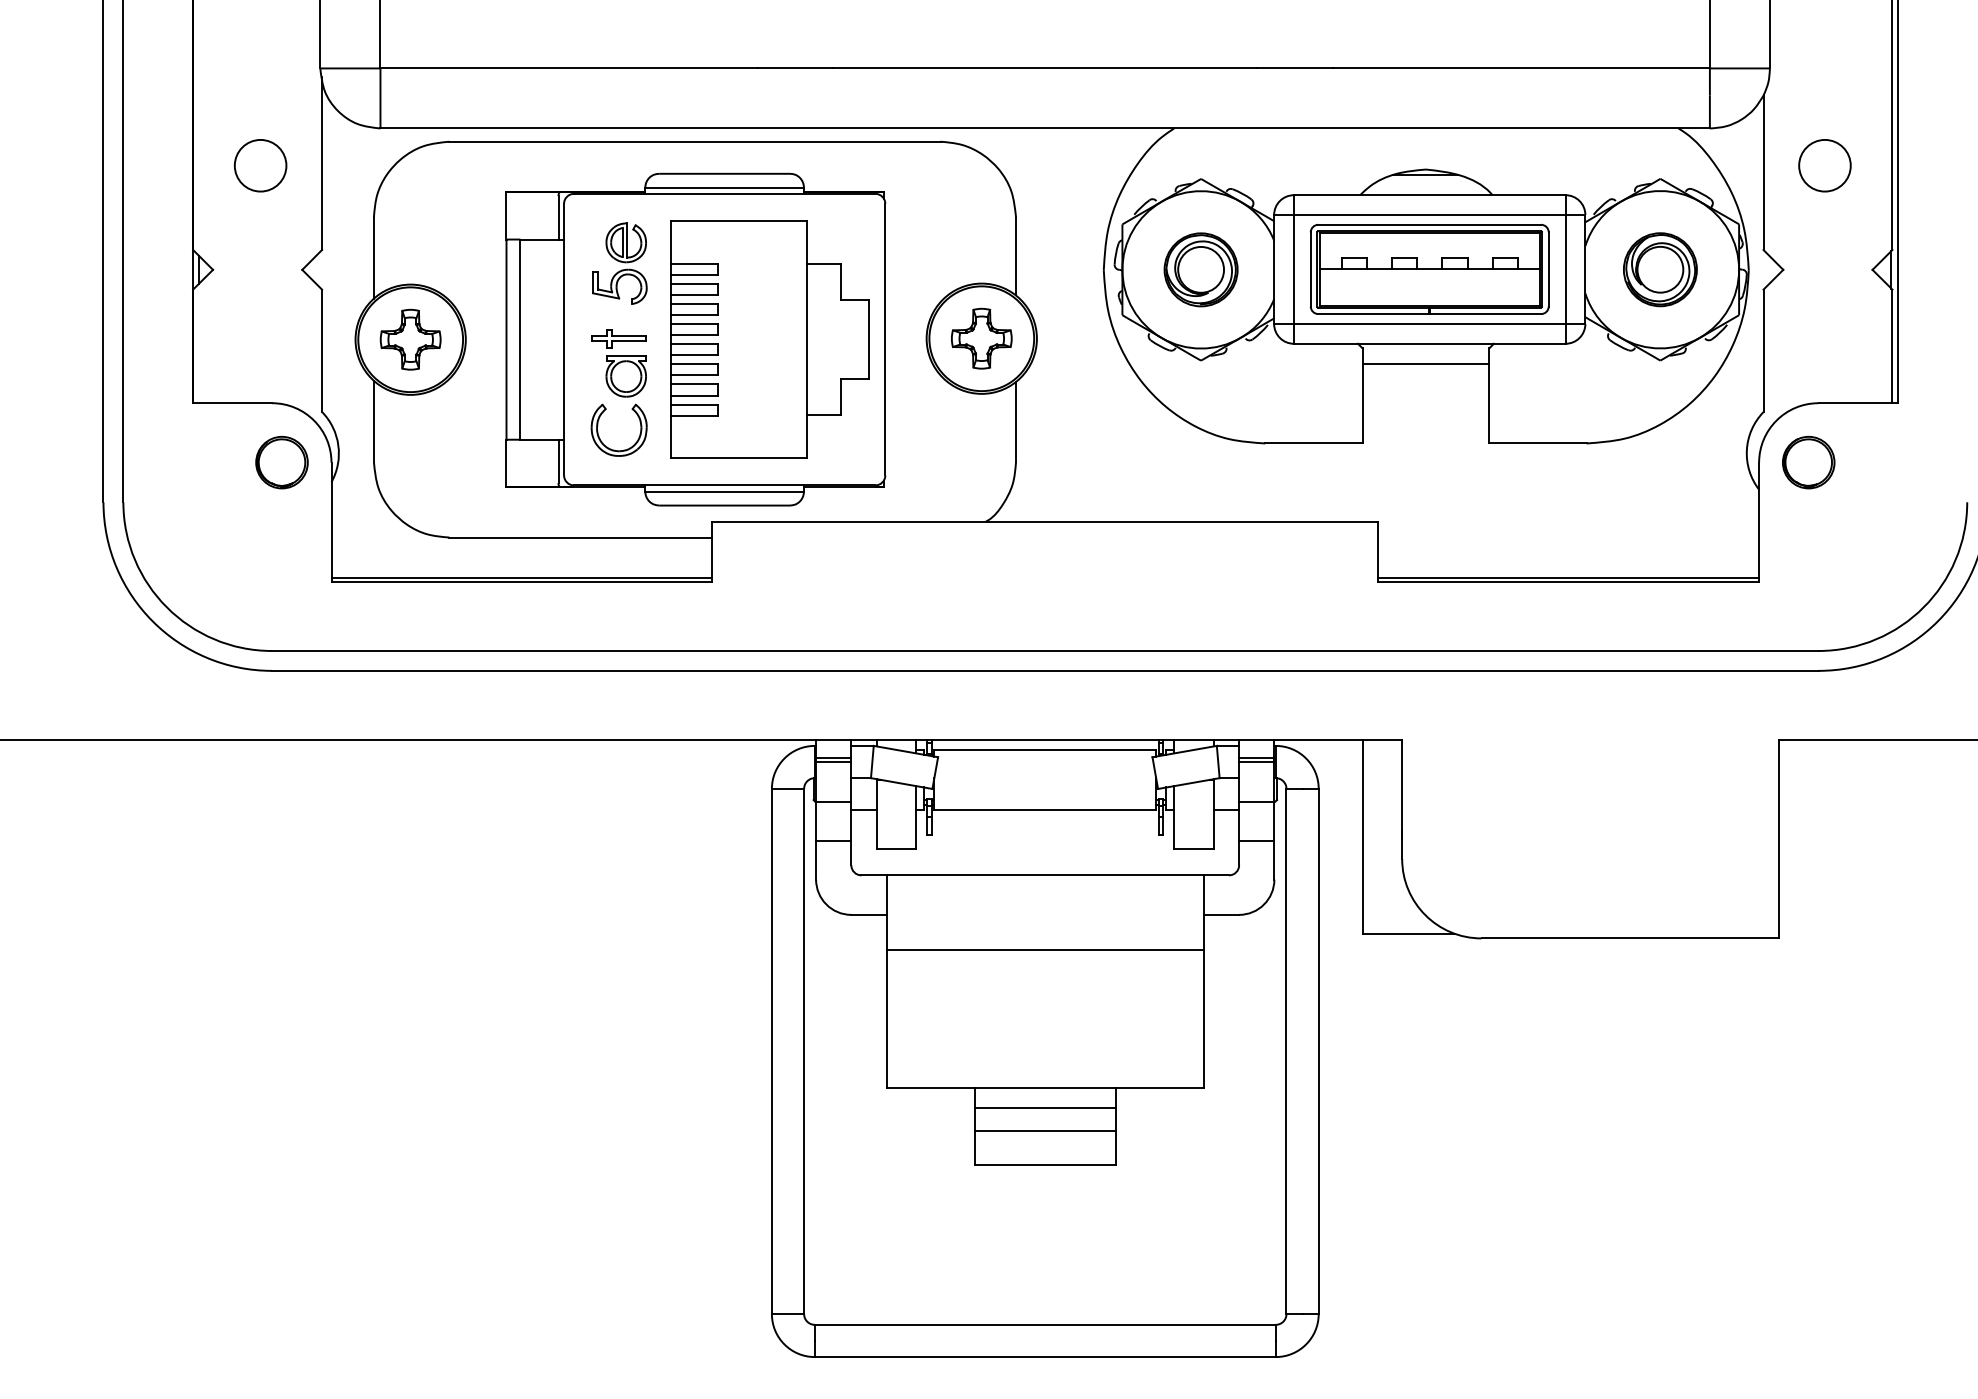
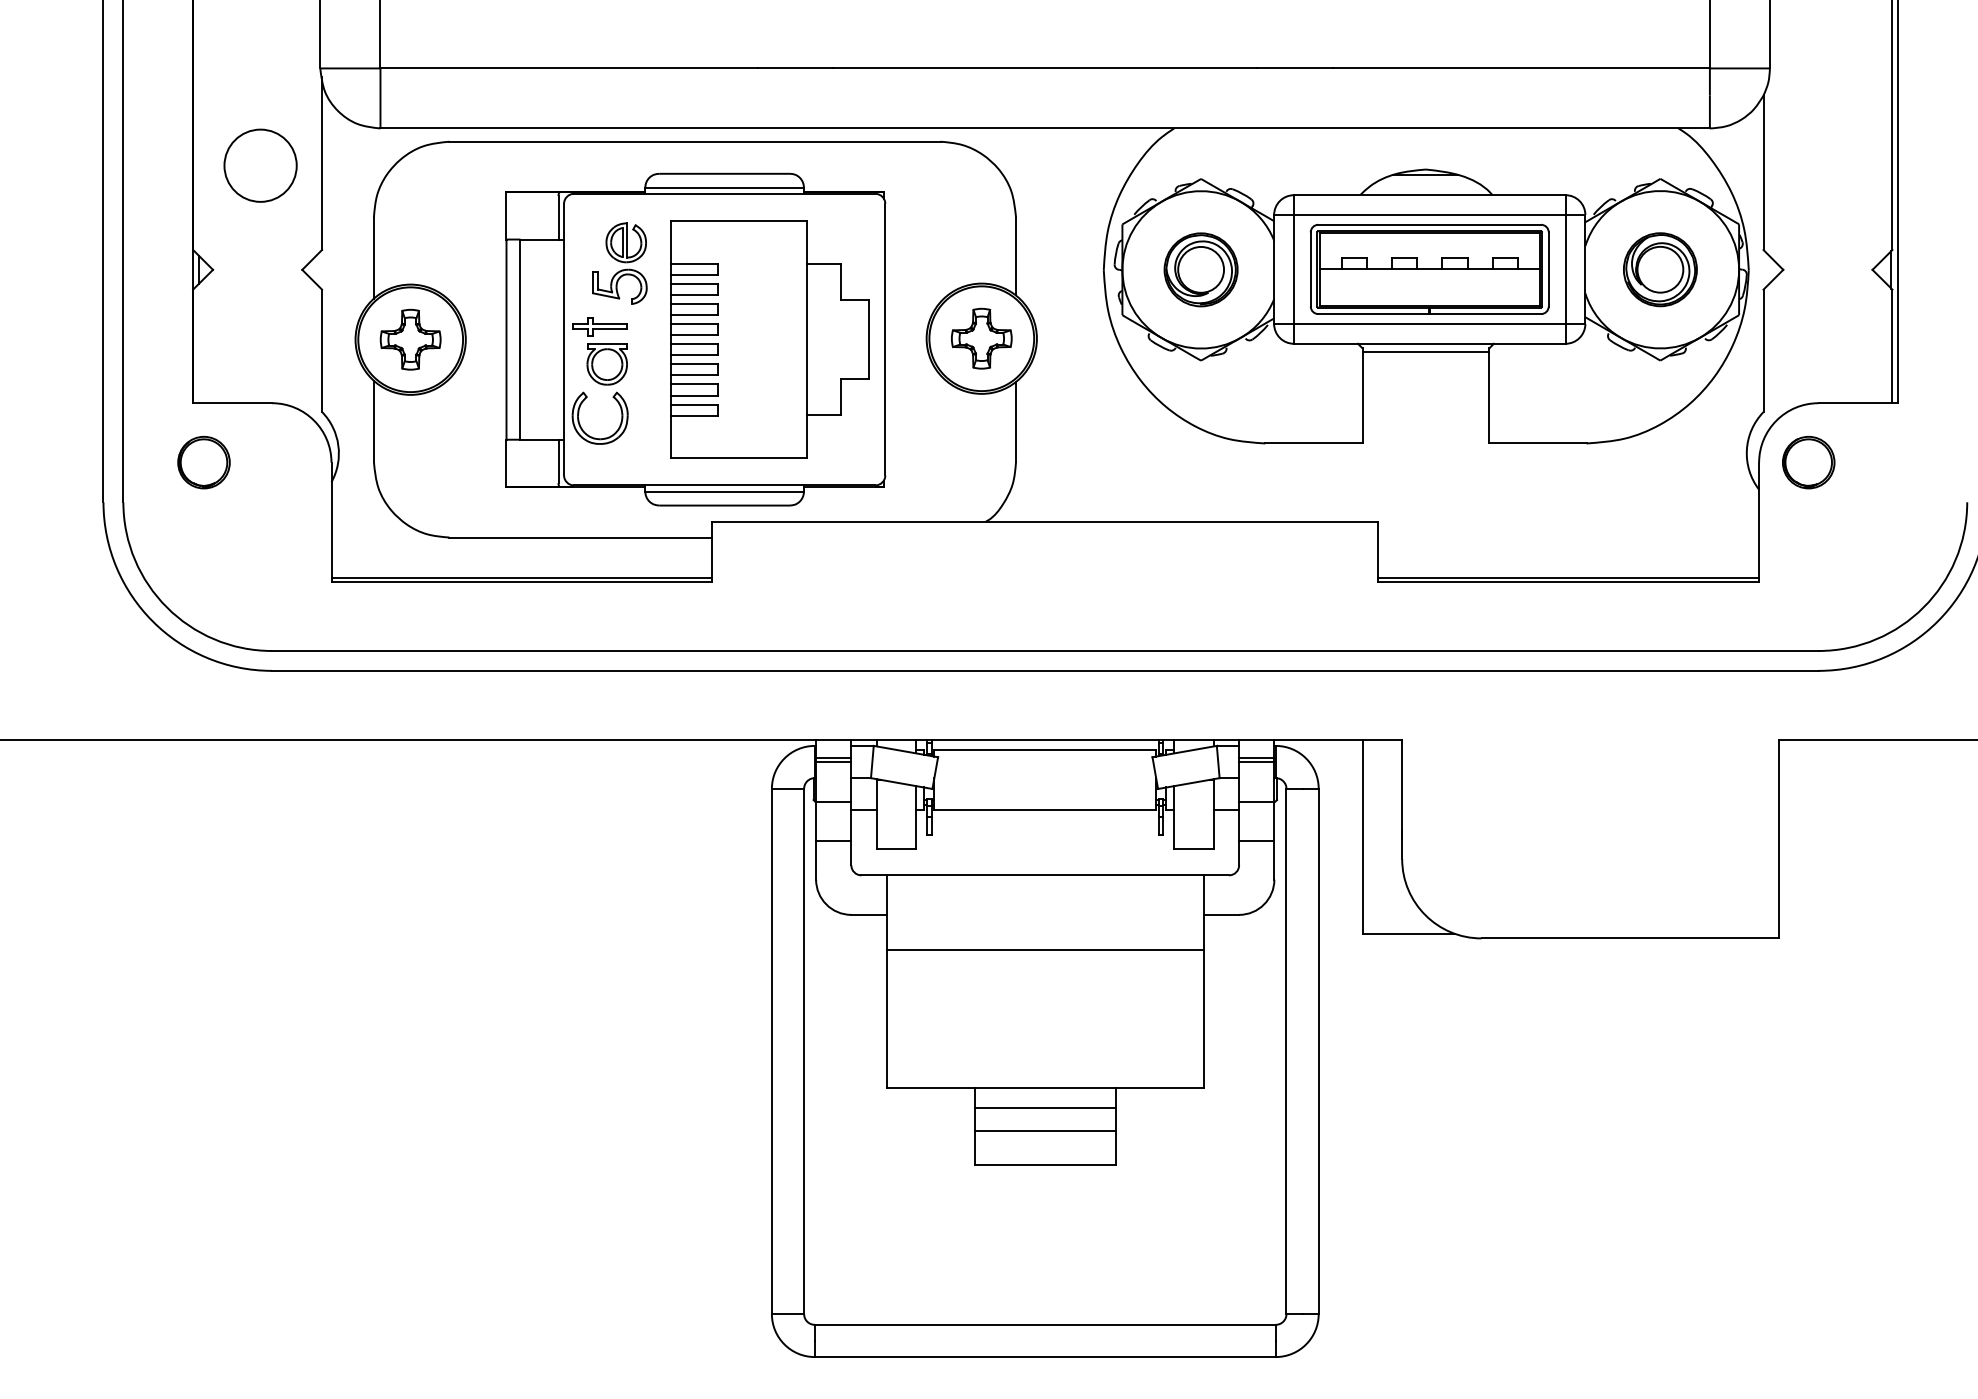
circle diameter: 52 px -> 72 px (260, 165)
circle: present -> none (1824, 165)
line position: (1425, 363) -> (1425, 351) (1425, 351)
part position: (618, 392) -> (599, 380) (599, 380)
part position: (281, 462) -> (203, 462) (203, 462)
